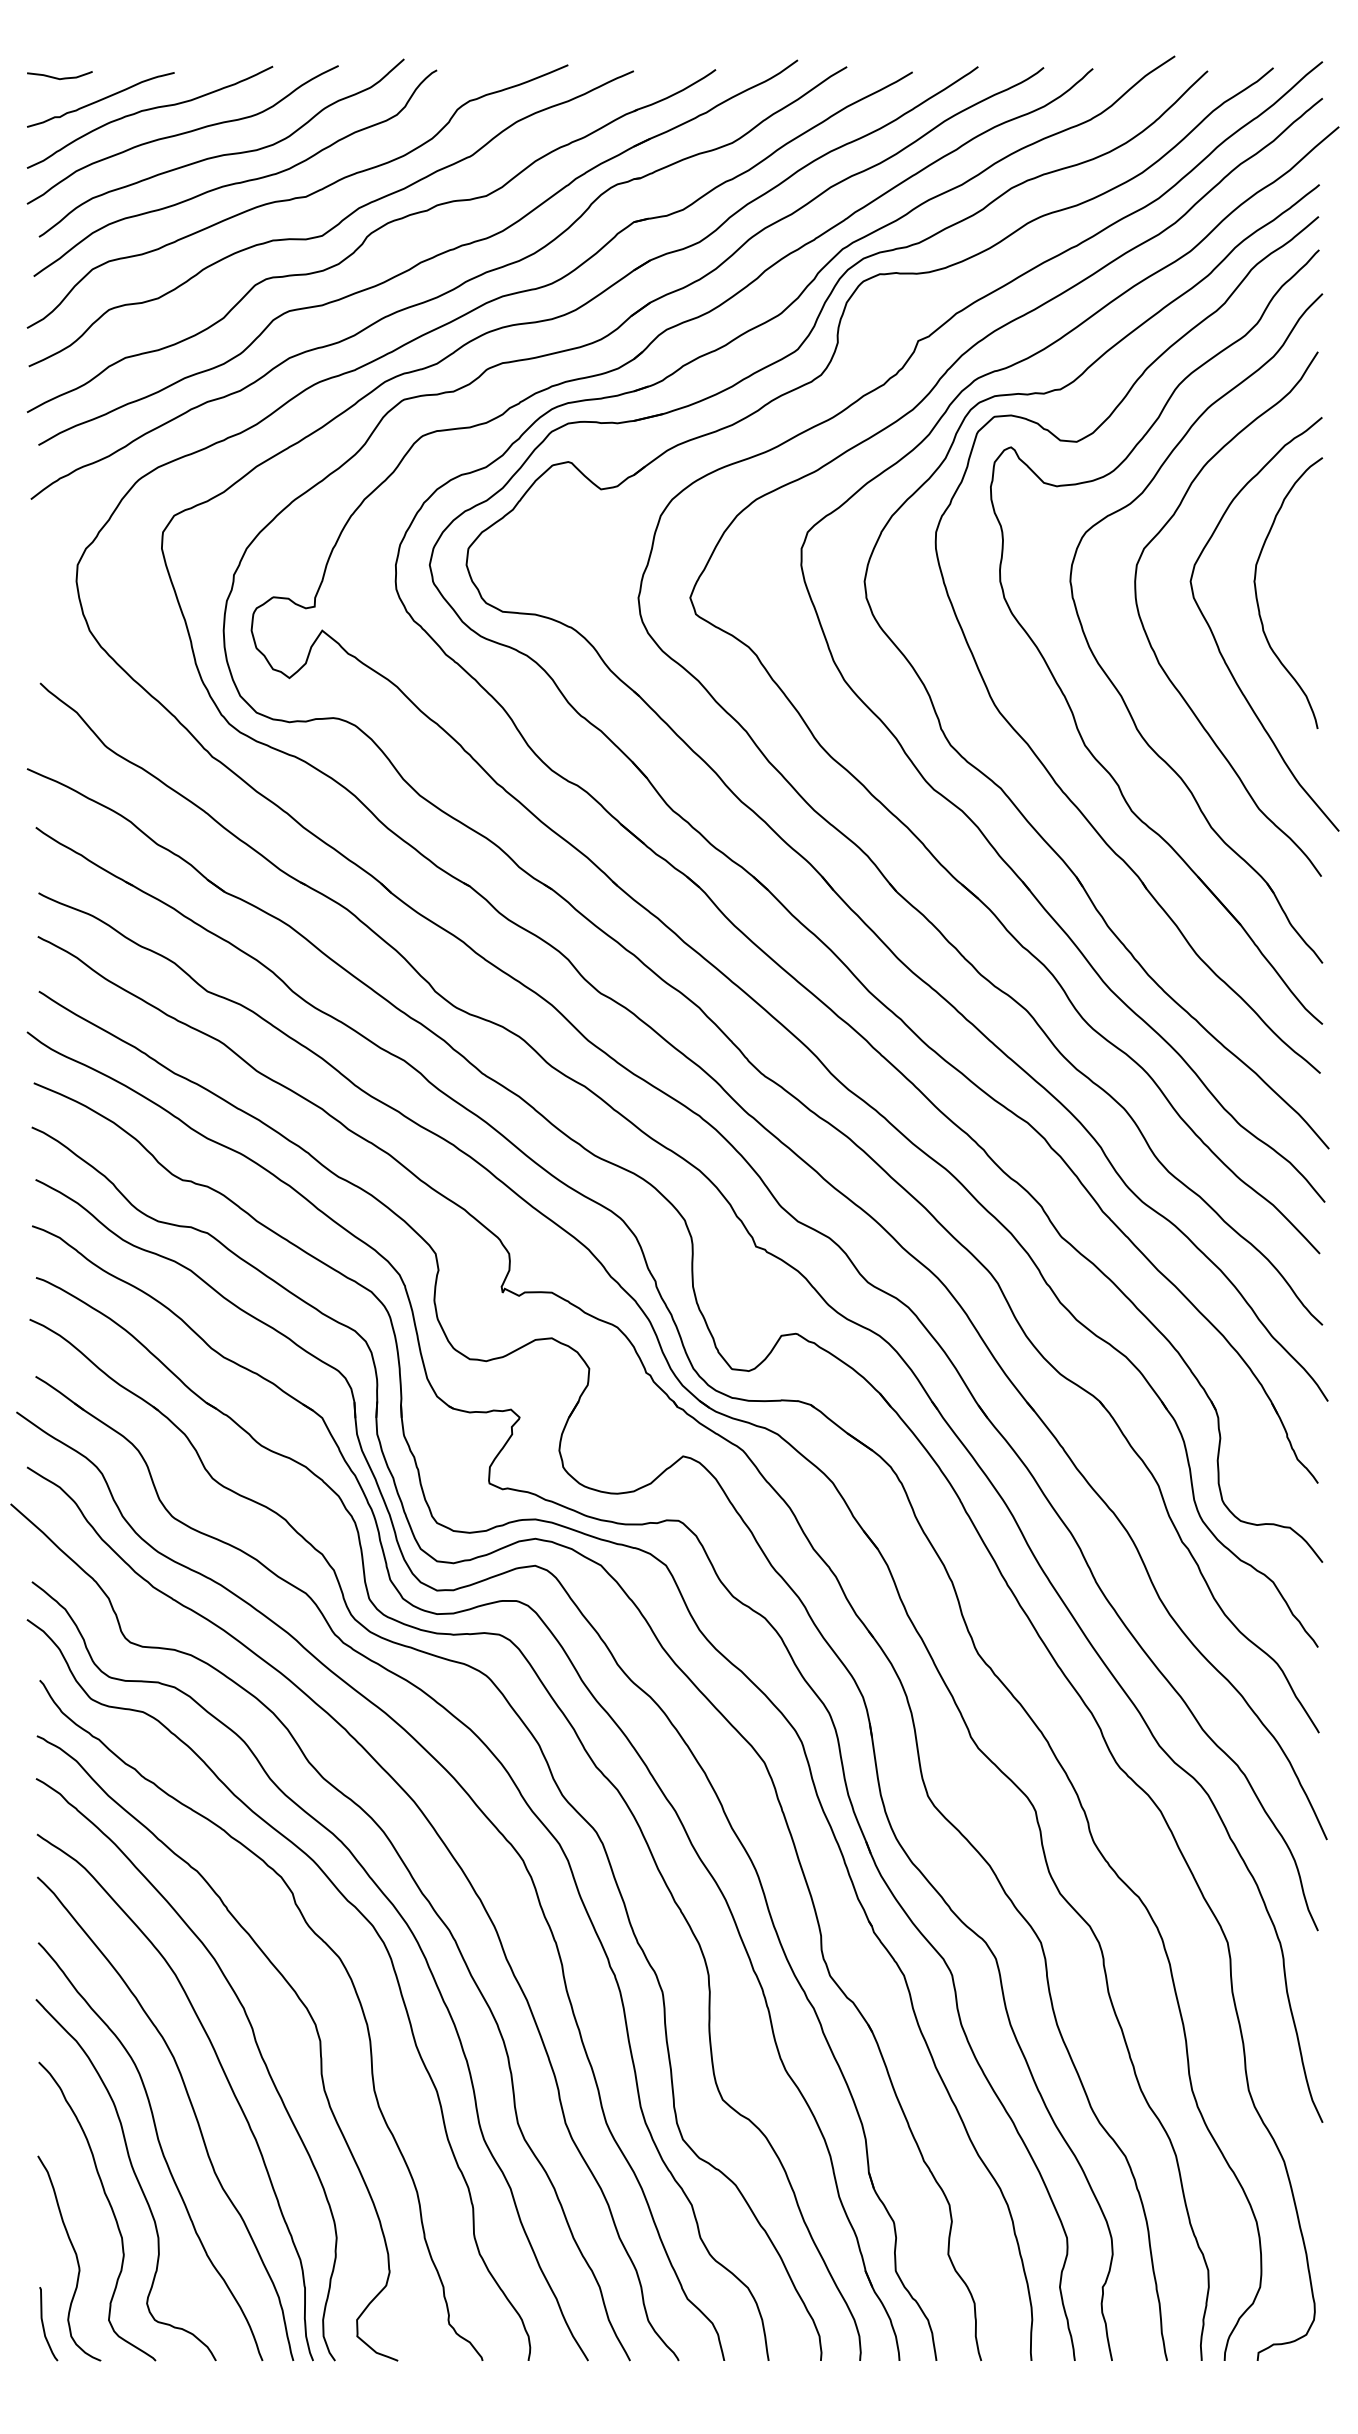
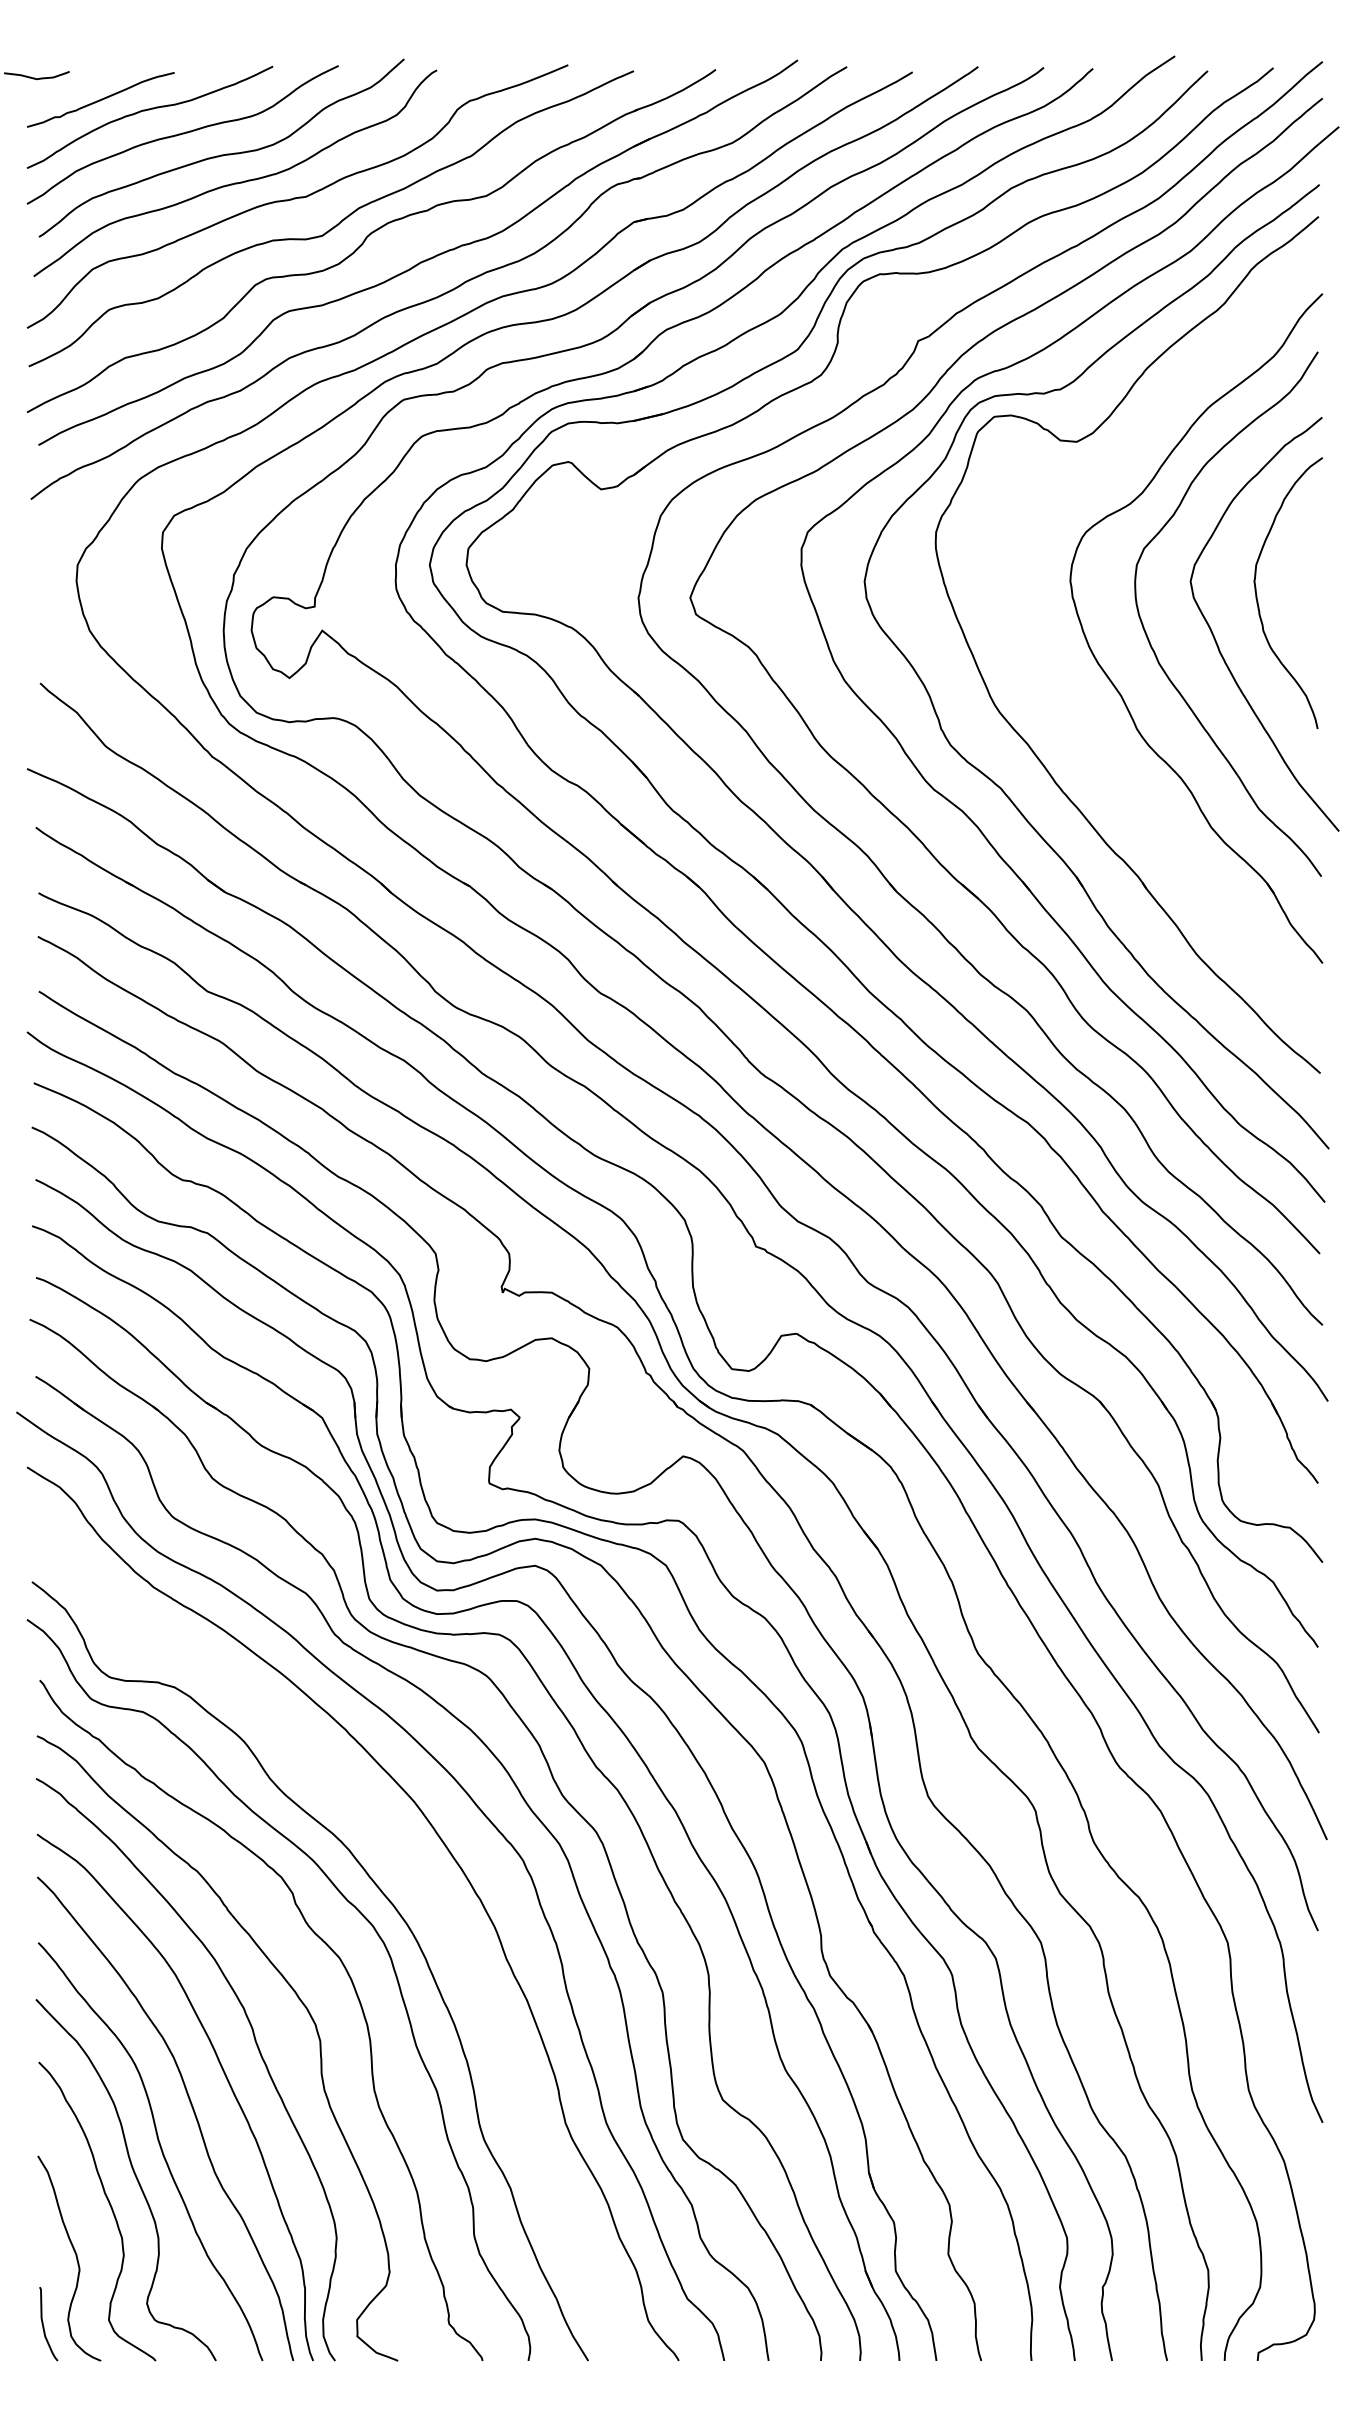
curve position: (57, 77) -> (34, 77) (34, 77)
part: present -> none (1061, 688)
curve: present -> none (411, 1878)
